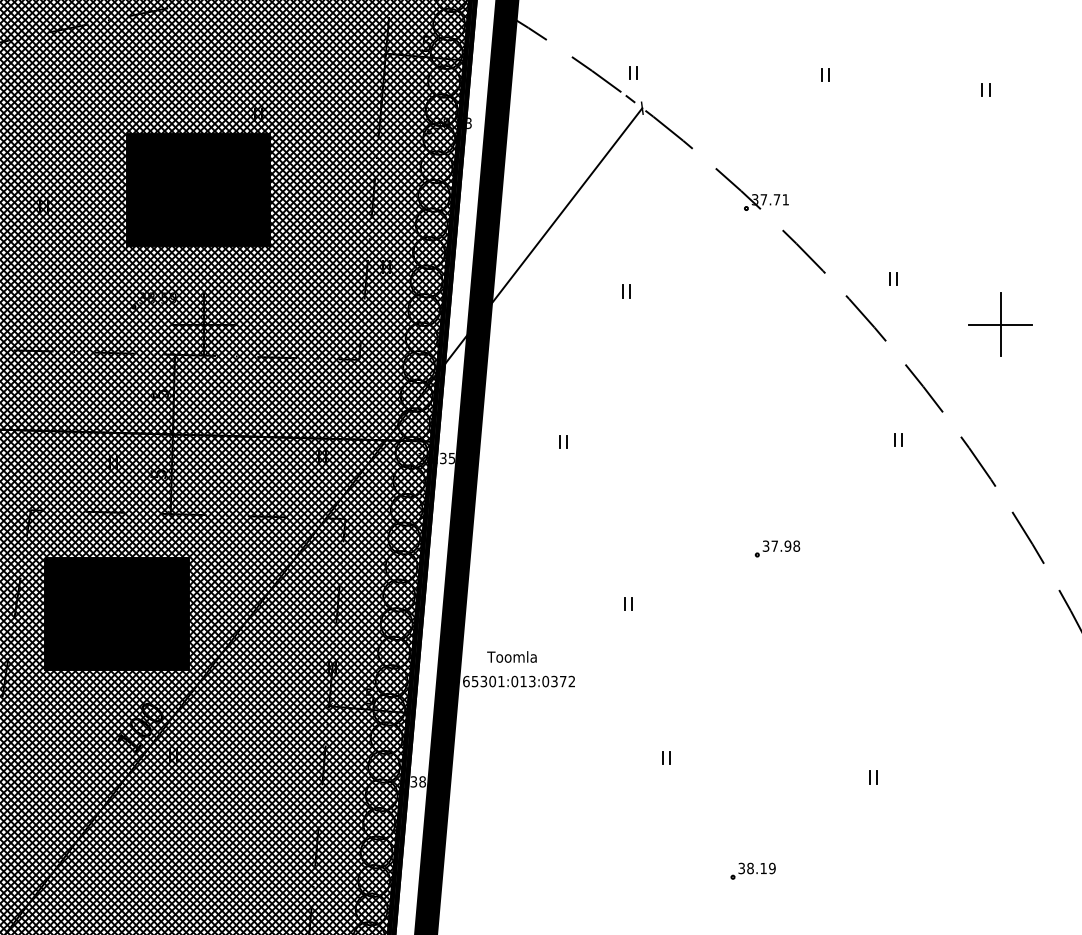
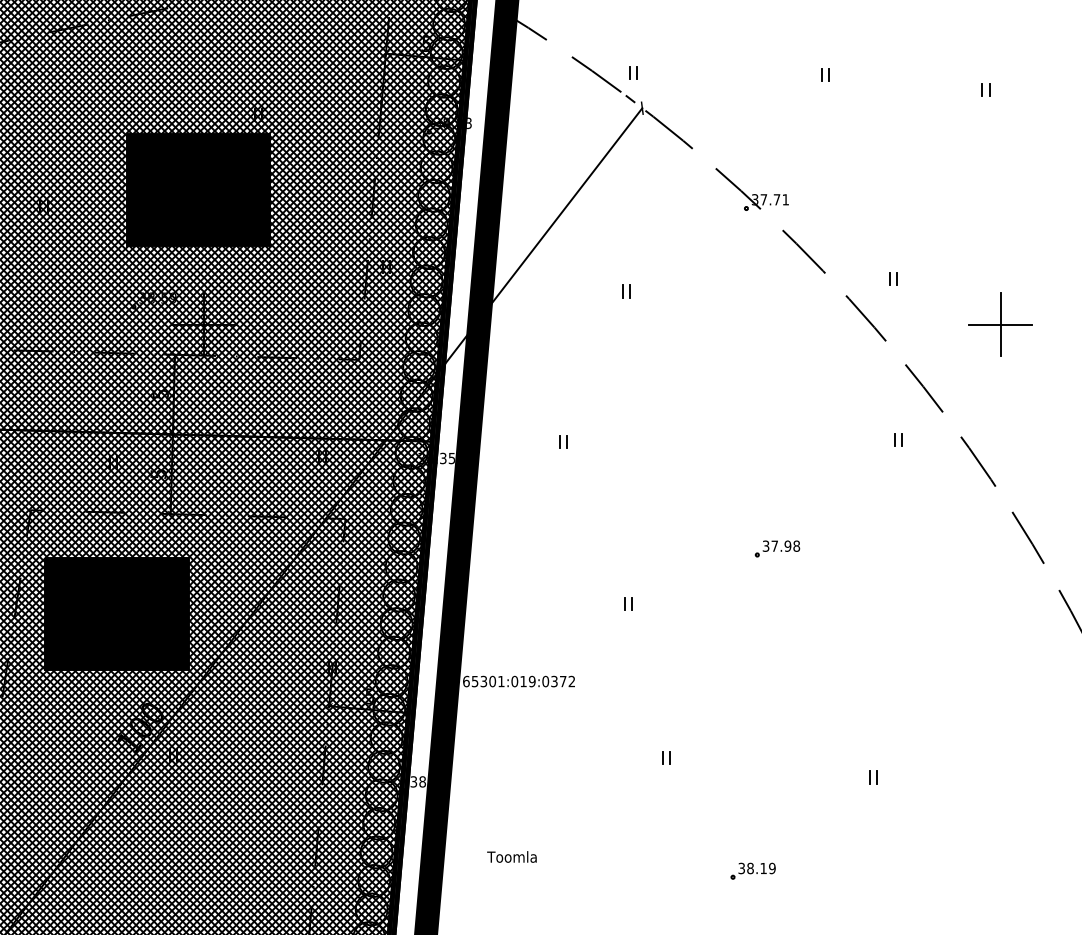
text position: (511, 656) -> (511, 856) (511, 856)
text: 65301:013:0372 -> 65301:019:0372 (531, 681)
